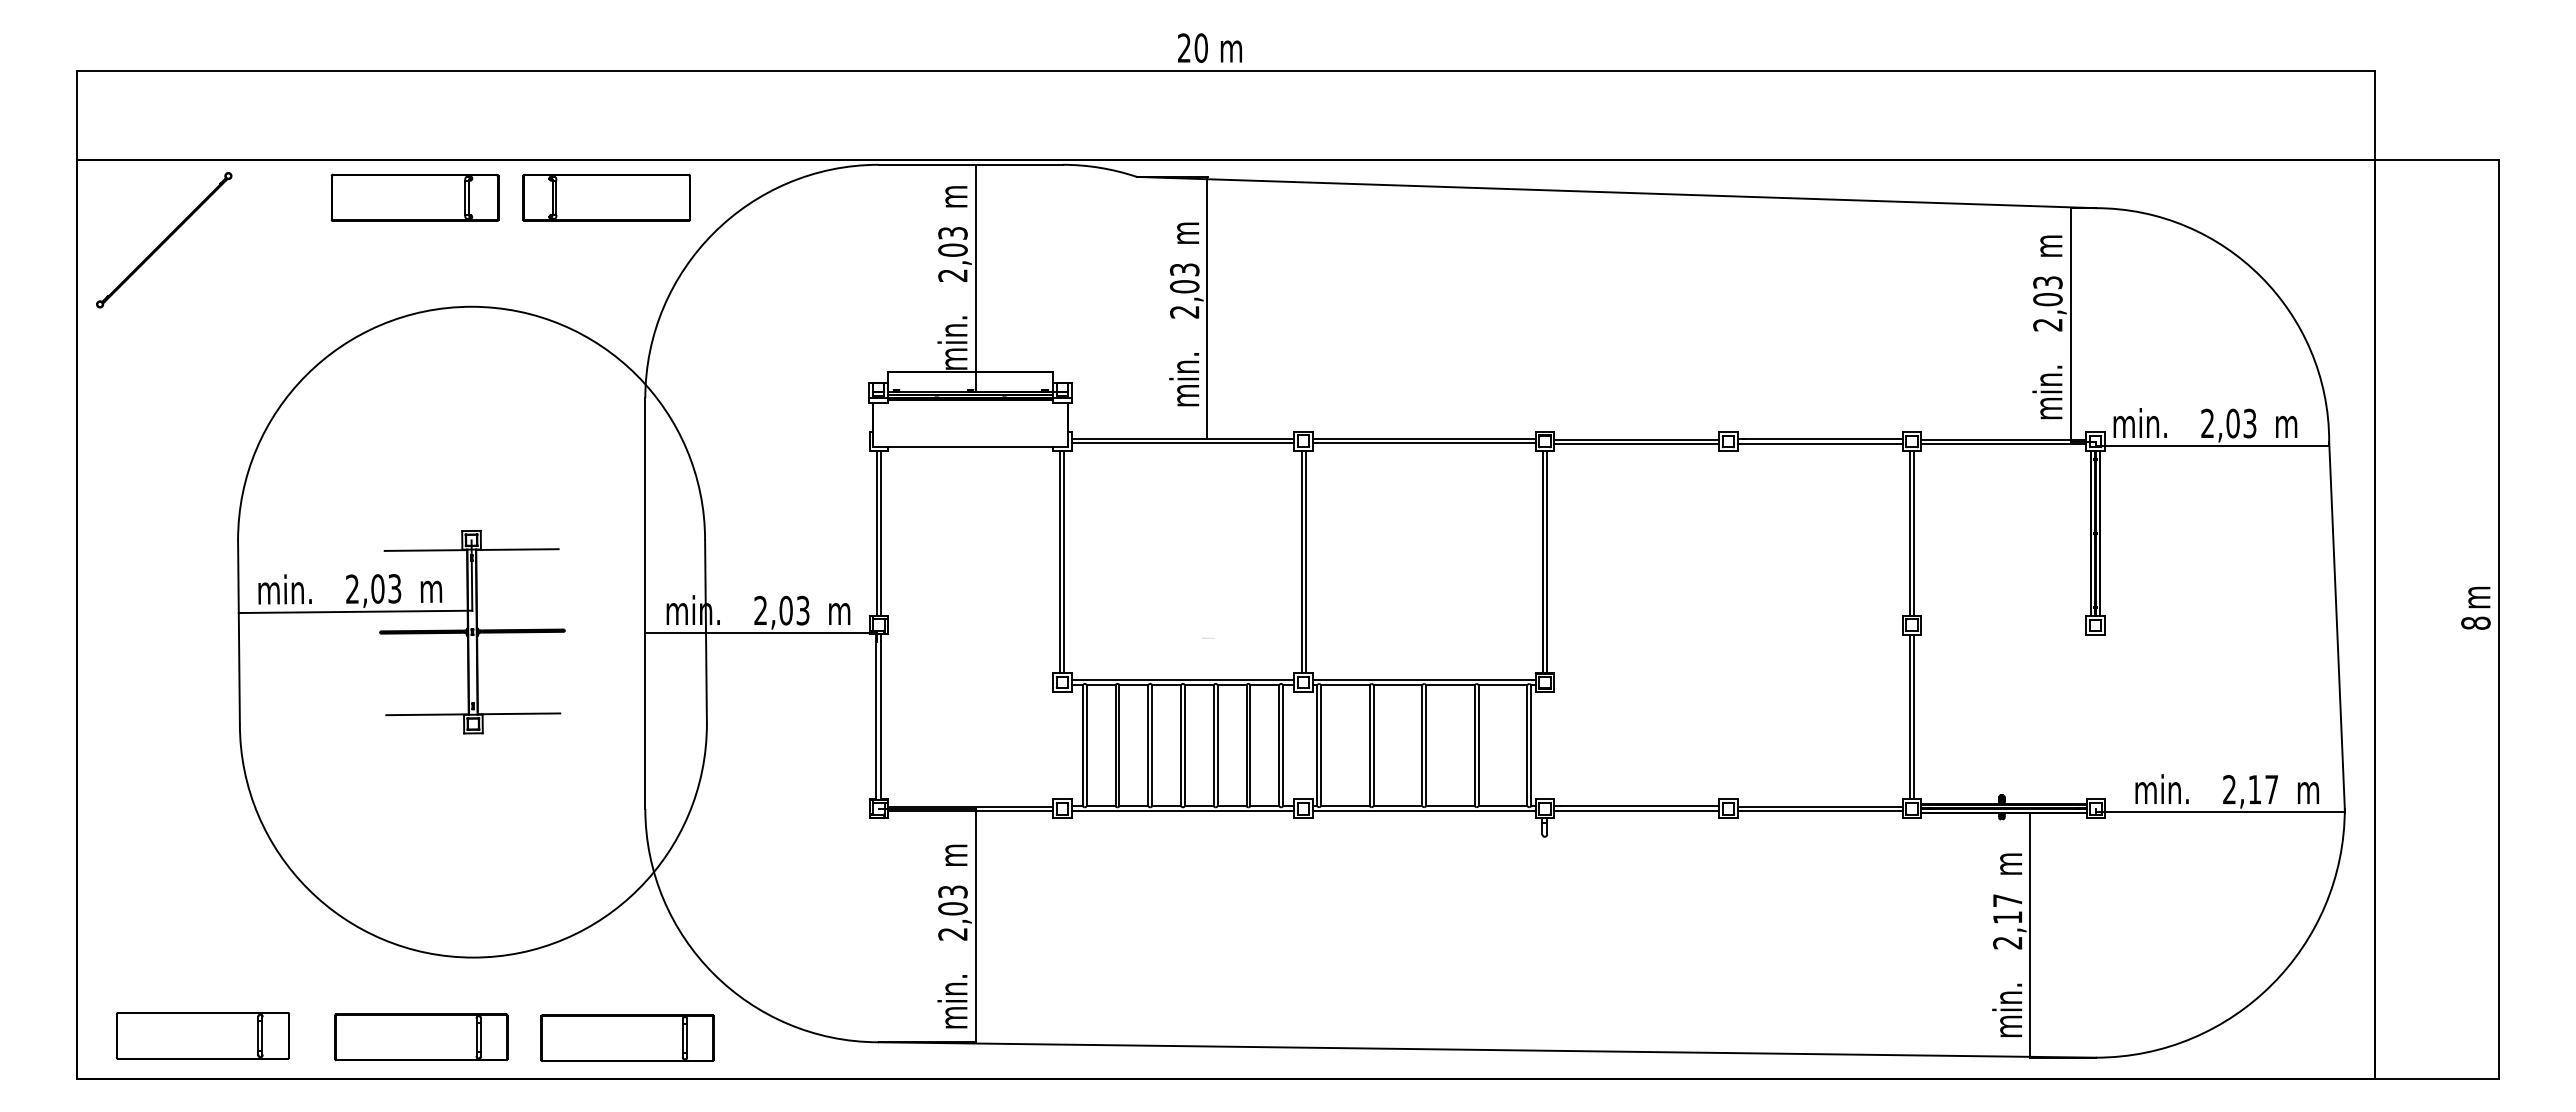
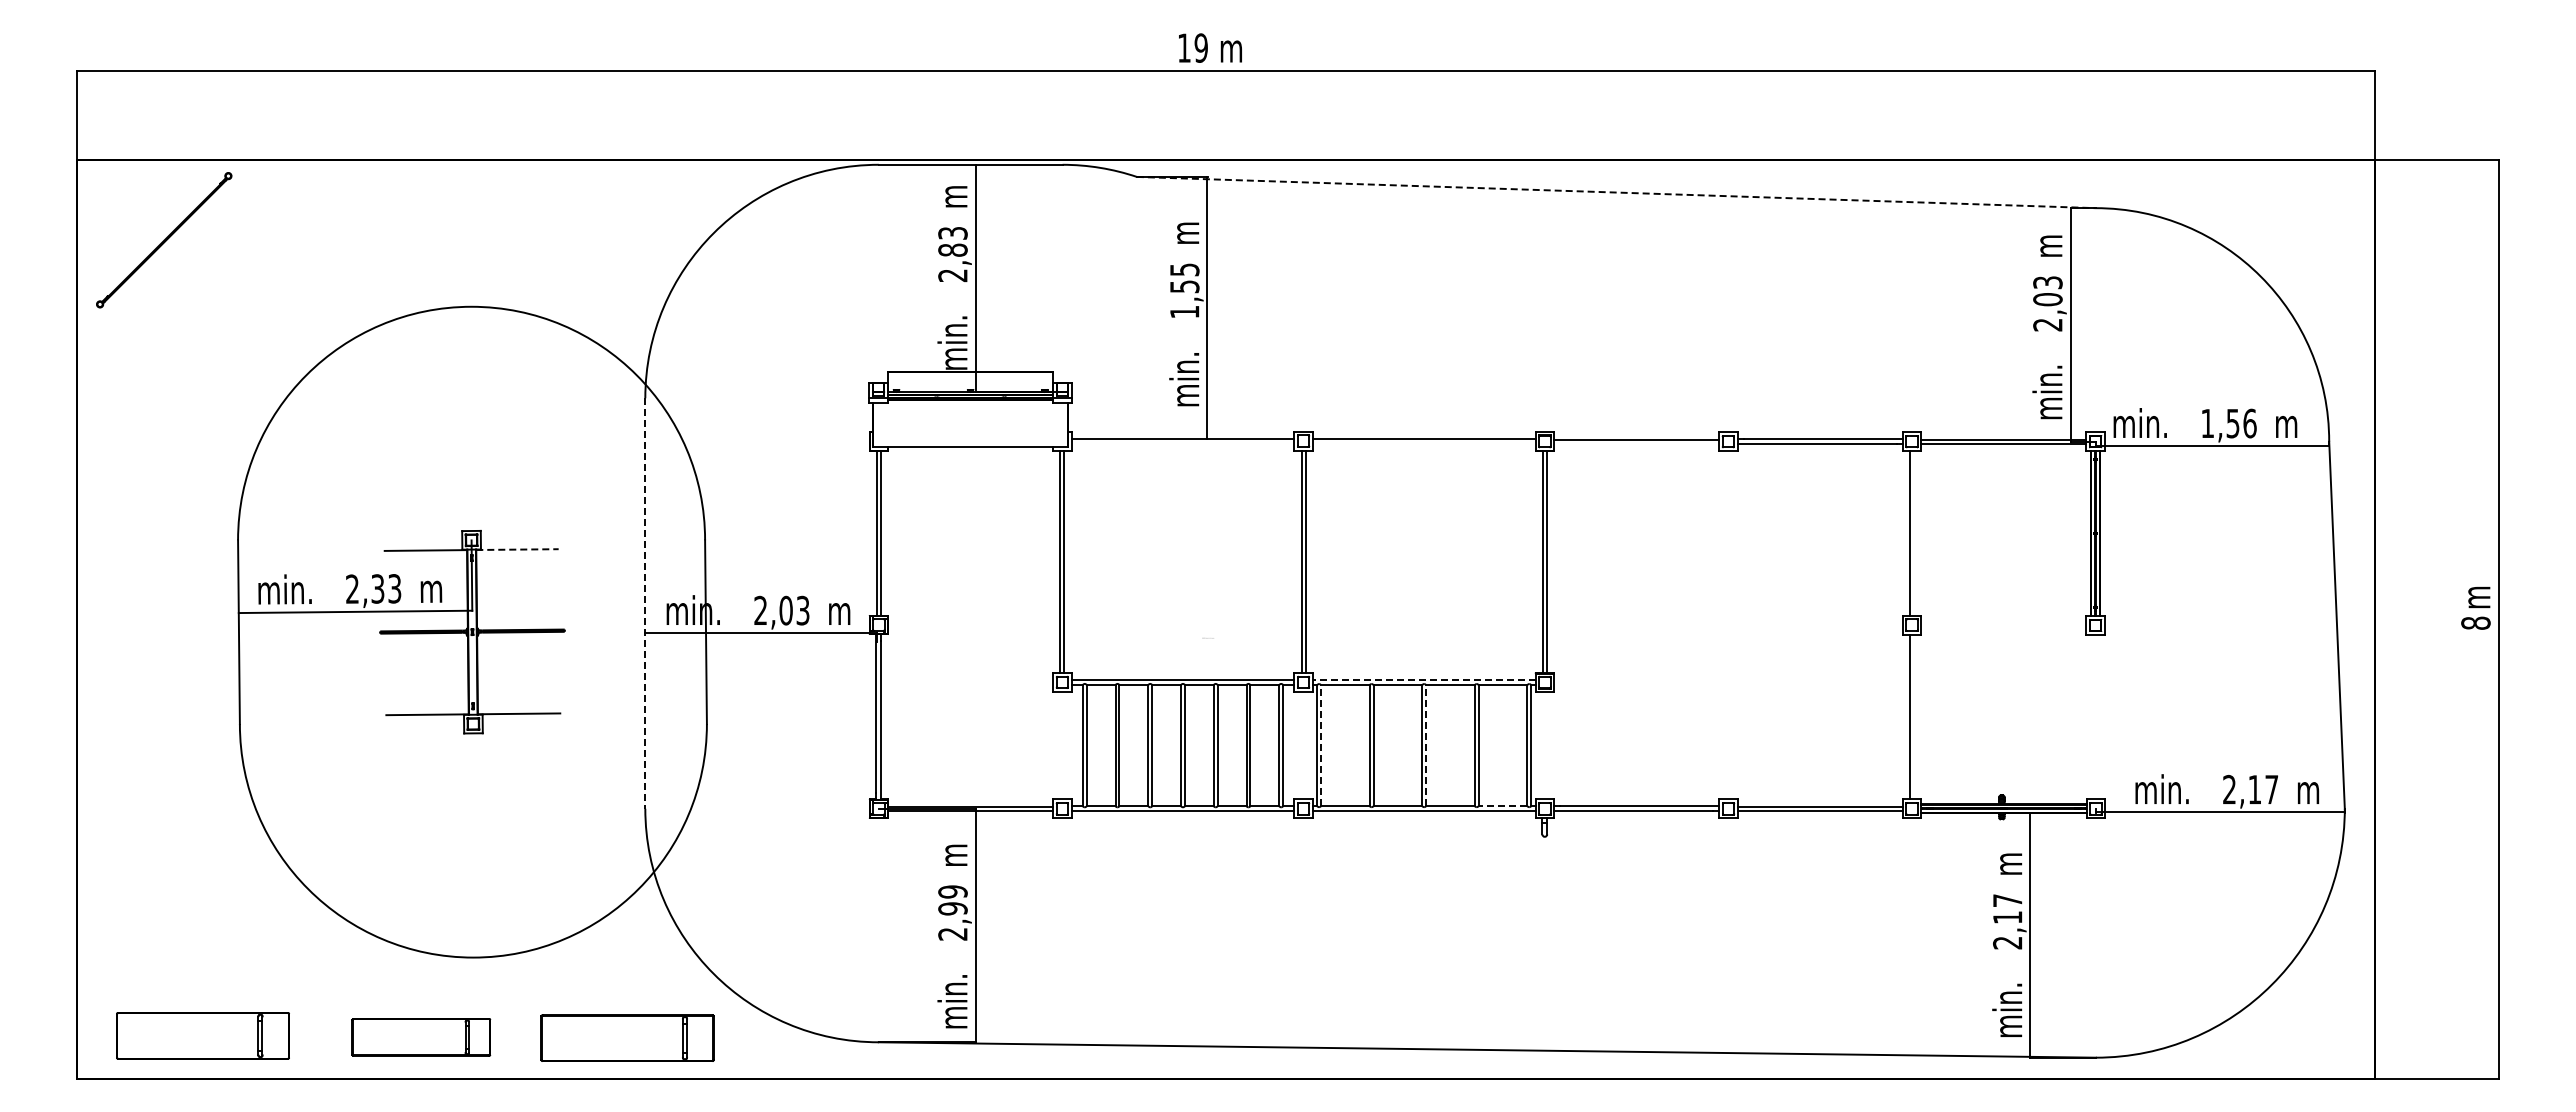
text: 20 -> 19 (1192, 47)
line: solid -> dashed (1616, 192)
part: present -> none (414, 197)
part: present -> none (606, 197)
text: 2,03 -> 2,83 (952, 249)
text: 2,03 -> 1,55 (1184, 290)
text: 2,03 -> 1,56 (2228, 423)
line: present -> none (1182, 443)
line: present -> none (1423, 443)
line: present -> none (1636, 443)
line: present -> none (1914, 532)
line: solid -> dashed (517, 549)
text: 2,03 -> 2,33 (377, 588)
line: solid -> dashed (645, 604)
line: solid -> dashed (1423, 679)
line: present -> none (1914, 716)
line: solid -> dashed (1321, 745)
line: solid -> dashed (1426, 745)
line: solid -> dashed (1502, 806)
text: 2,03 -> 2,99 (952, 900)
part size: 175x49 px -> 141x39 px (421, 1037)
